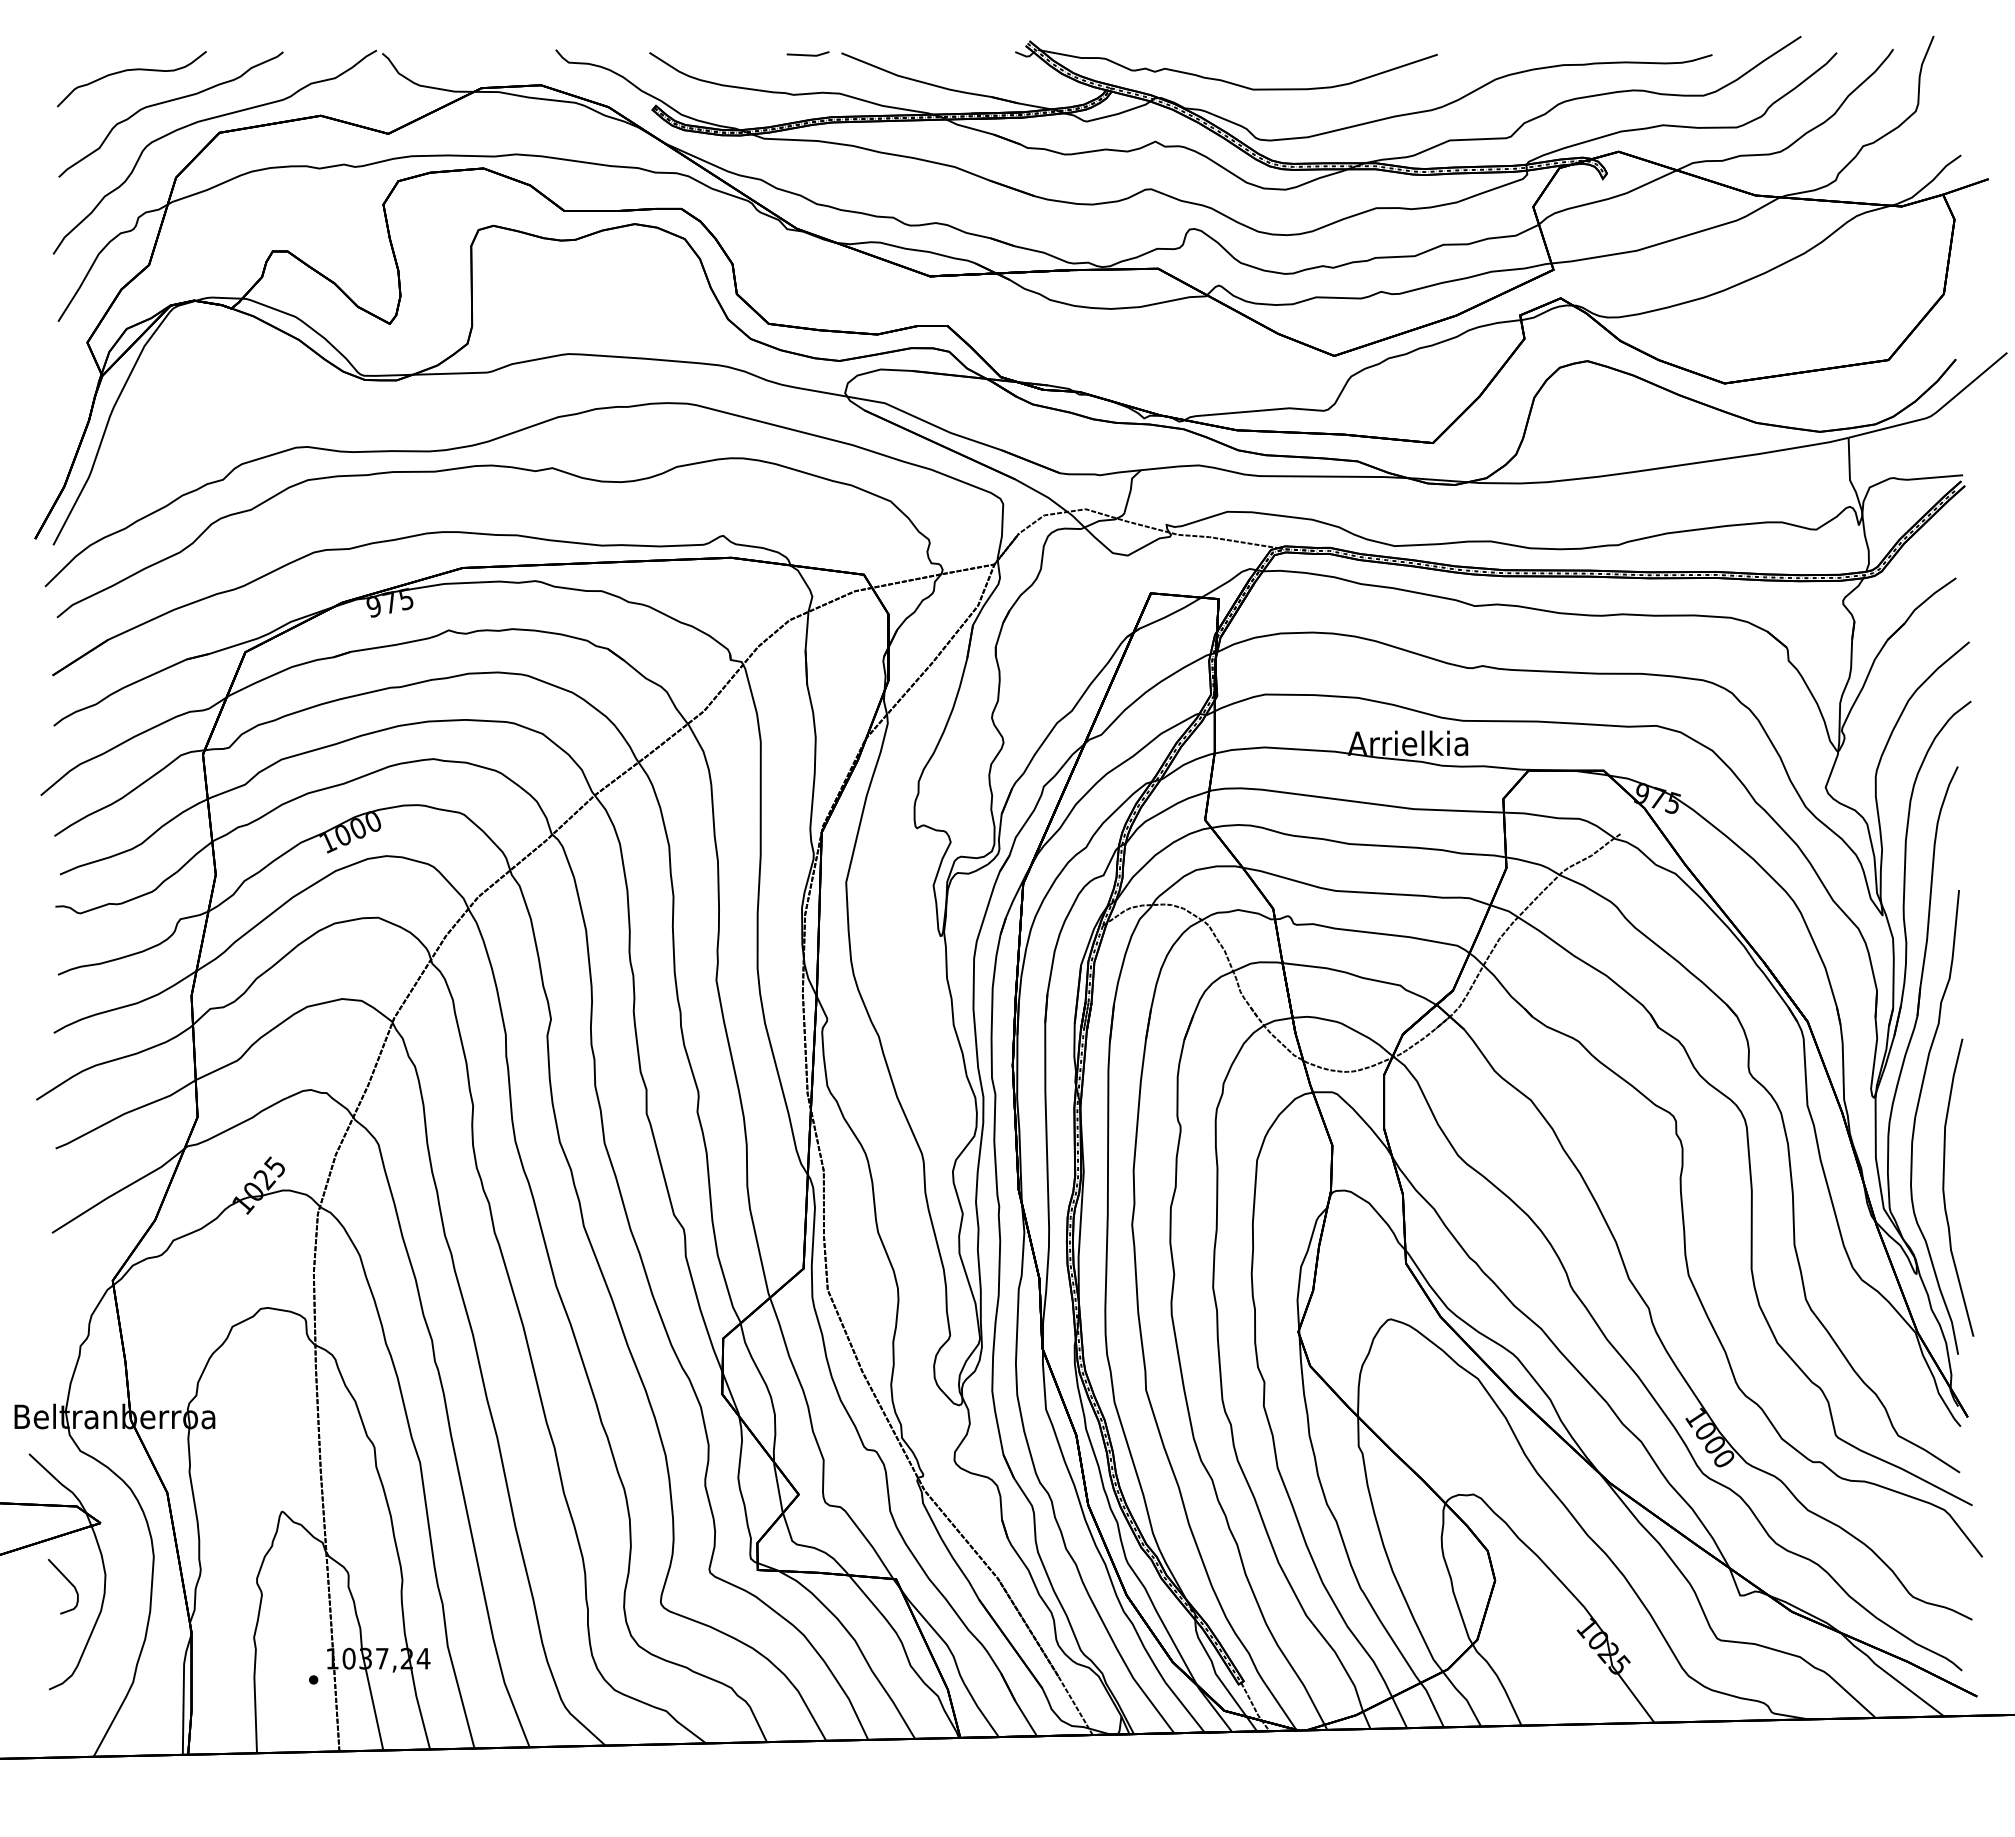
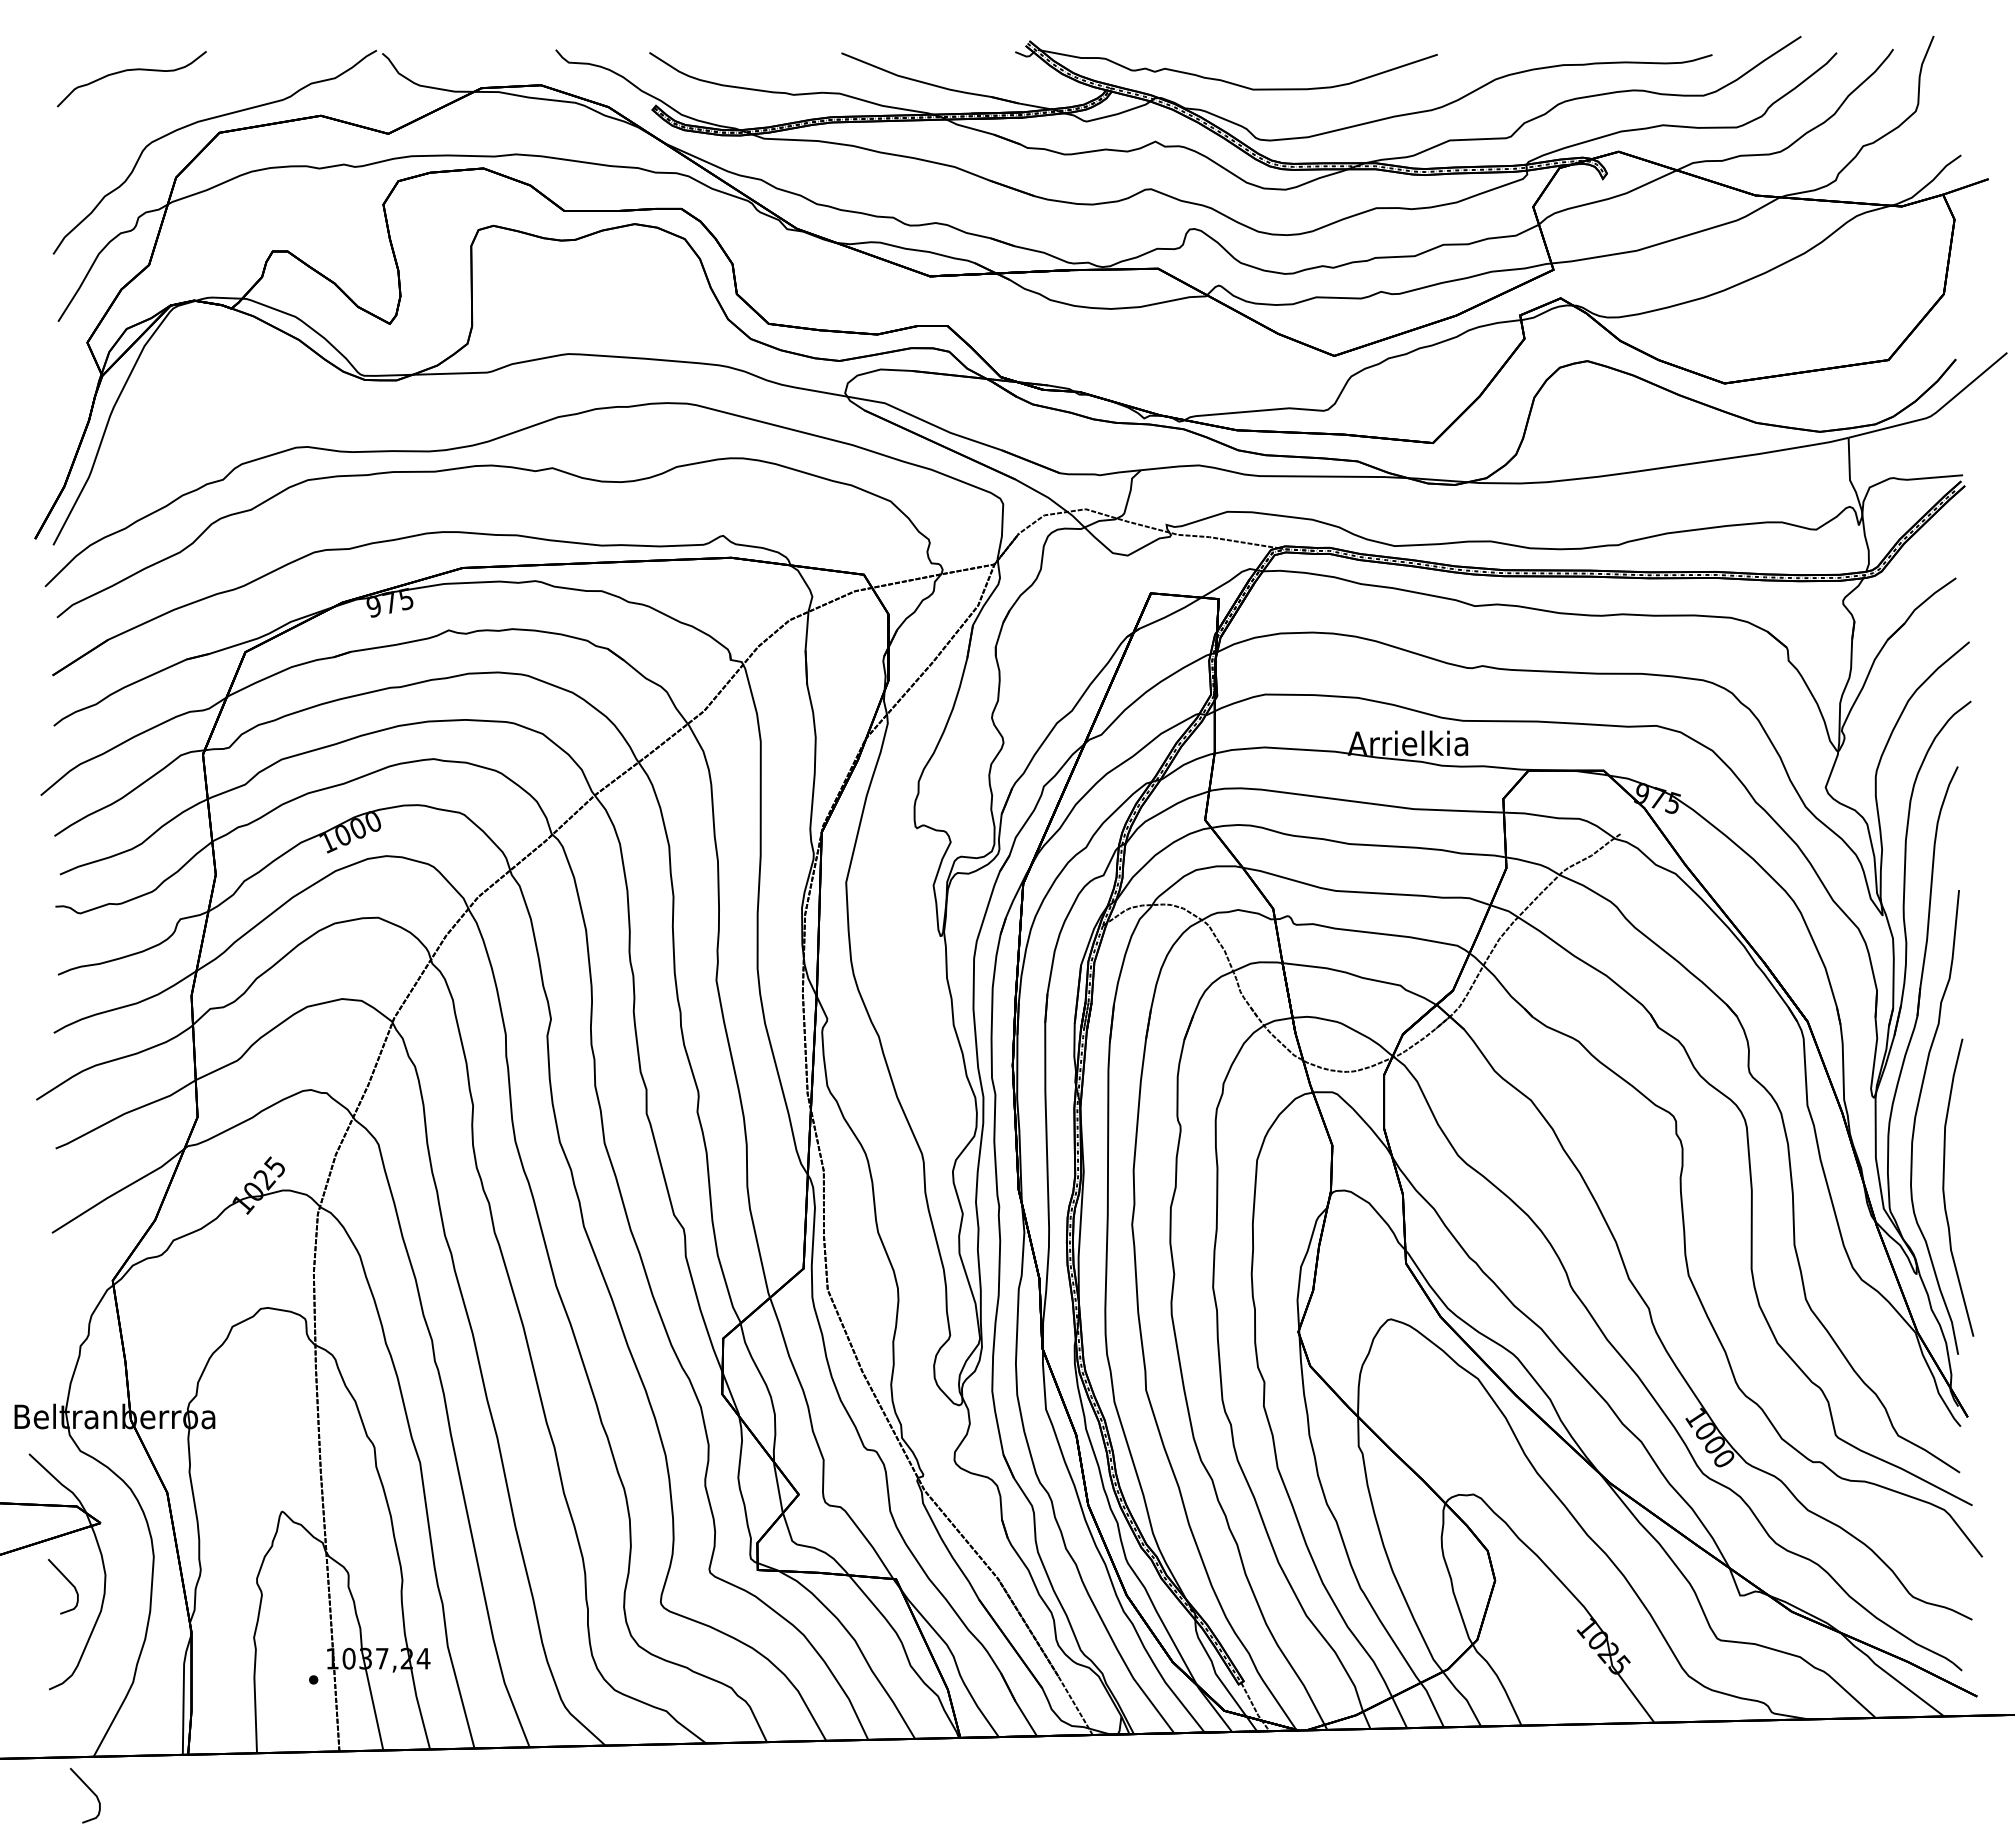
line: present -> none (807, 54)
curve: present -> none (168, 102)
curve: none -> present (89, 1790)
